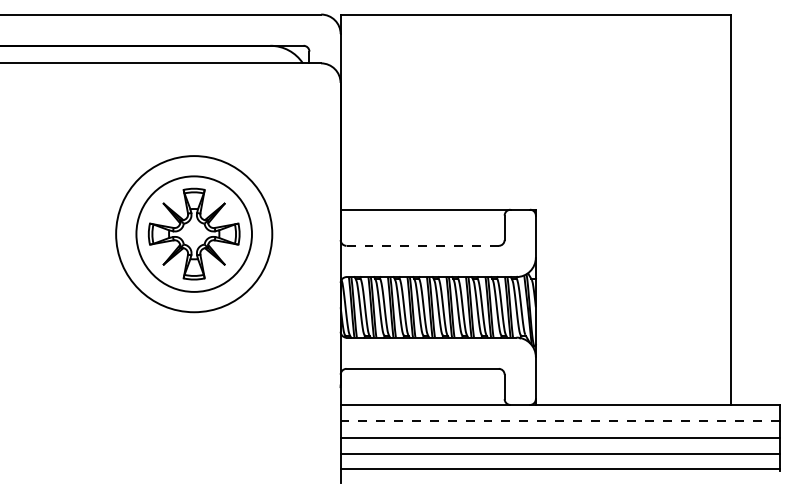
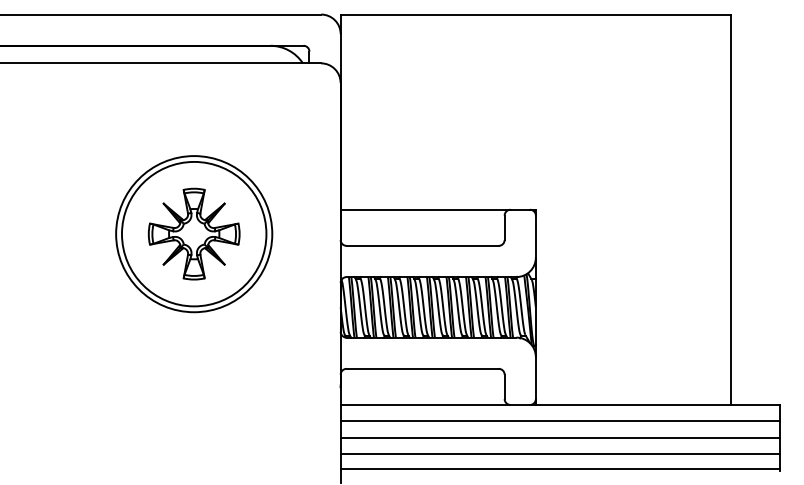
circle diameter: 116 px -> 144 px (193, 233)
line: dashed -> solid (423, 245)
line: dashed -> solid (560, 420)
